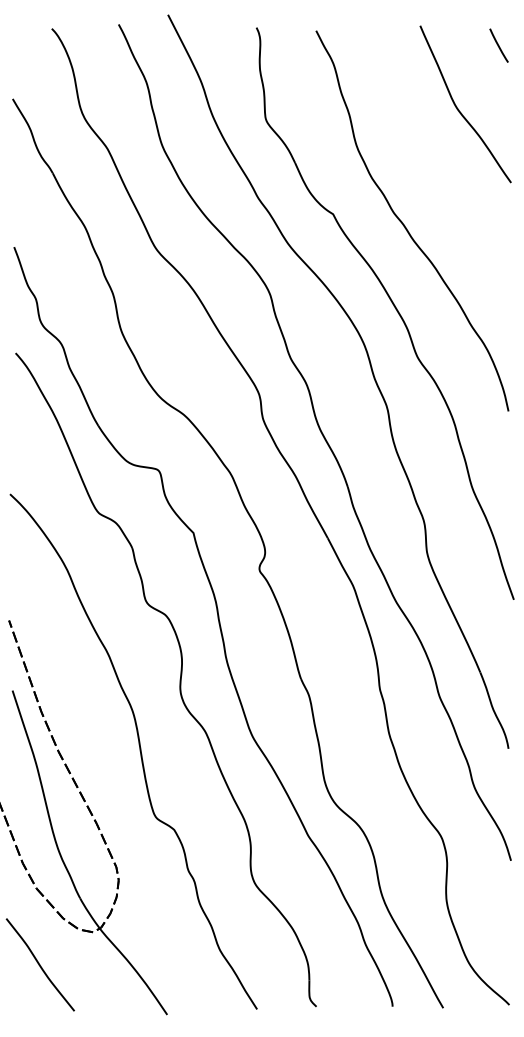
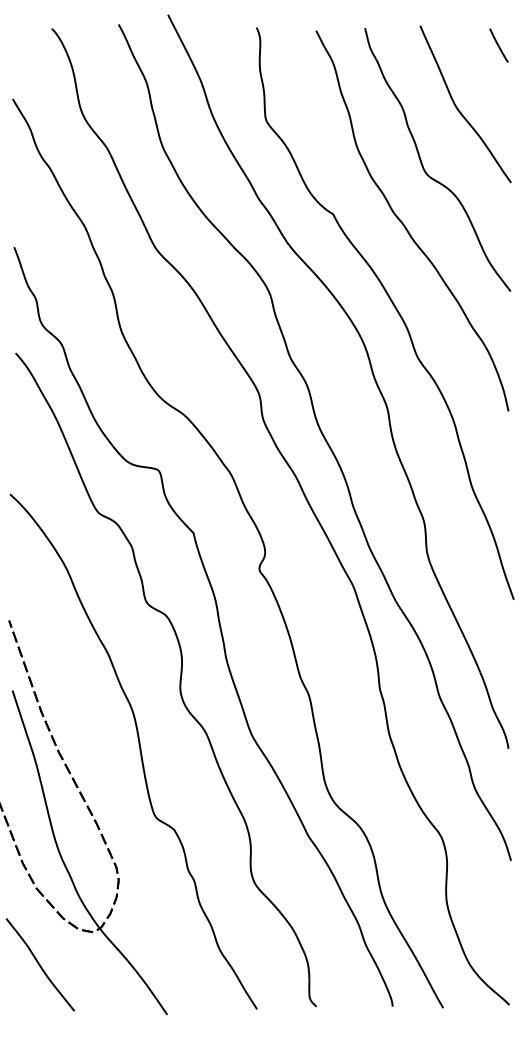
part: none -> present (423, 165)
